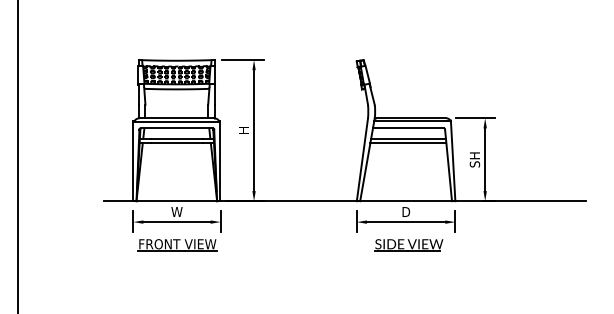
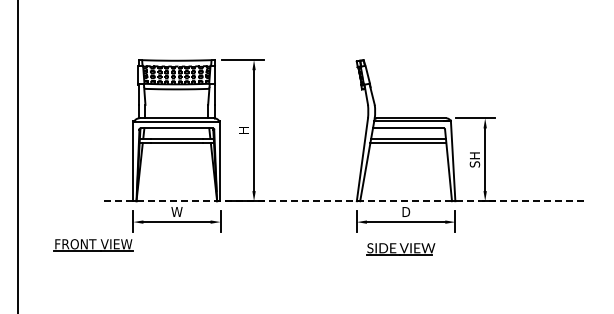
line: solid -> dashed (345, 201)
part position: (177, 245) -> (93, 245) (93, 245)
part position: (408, 245) -> (400, 249) (400, 249)
